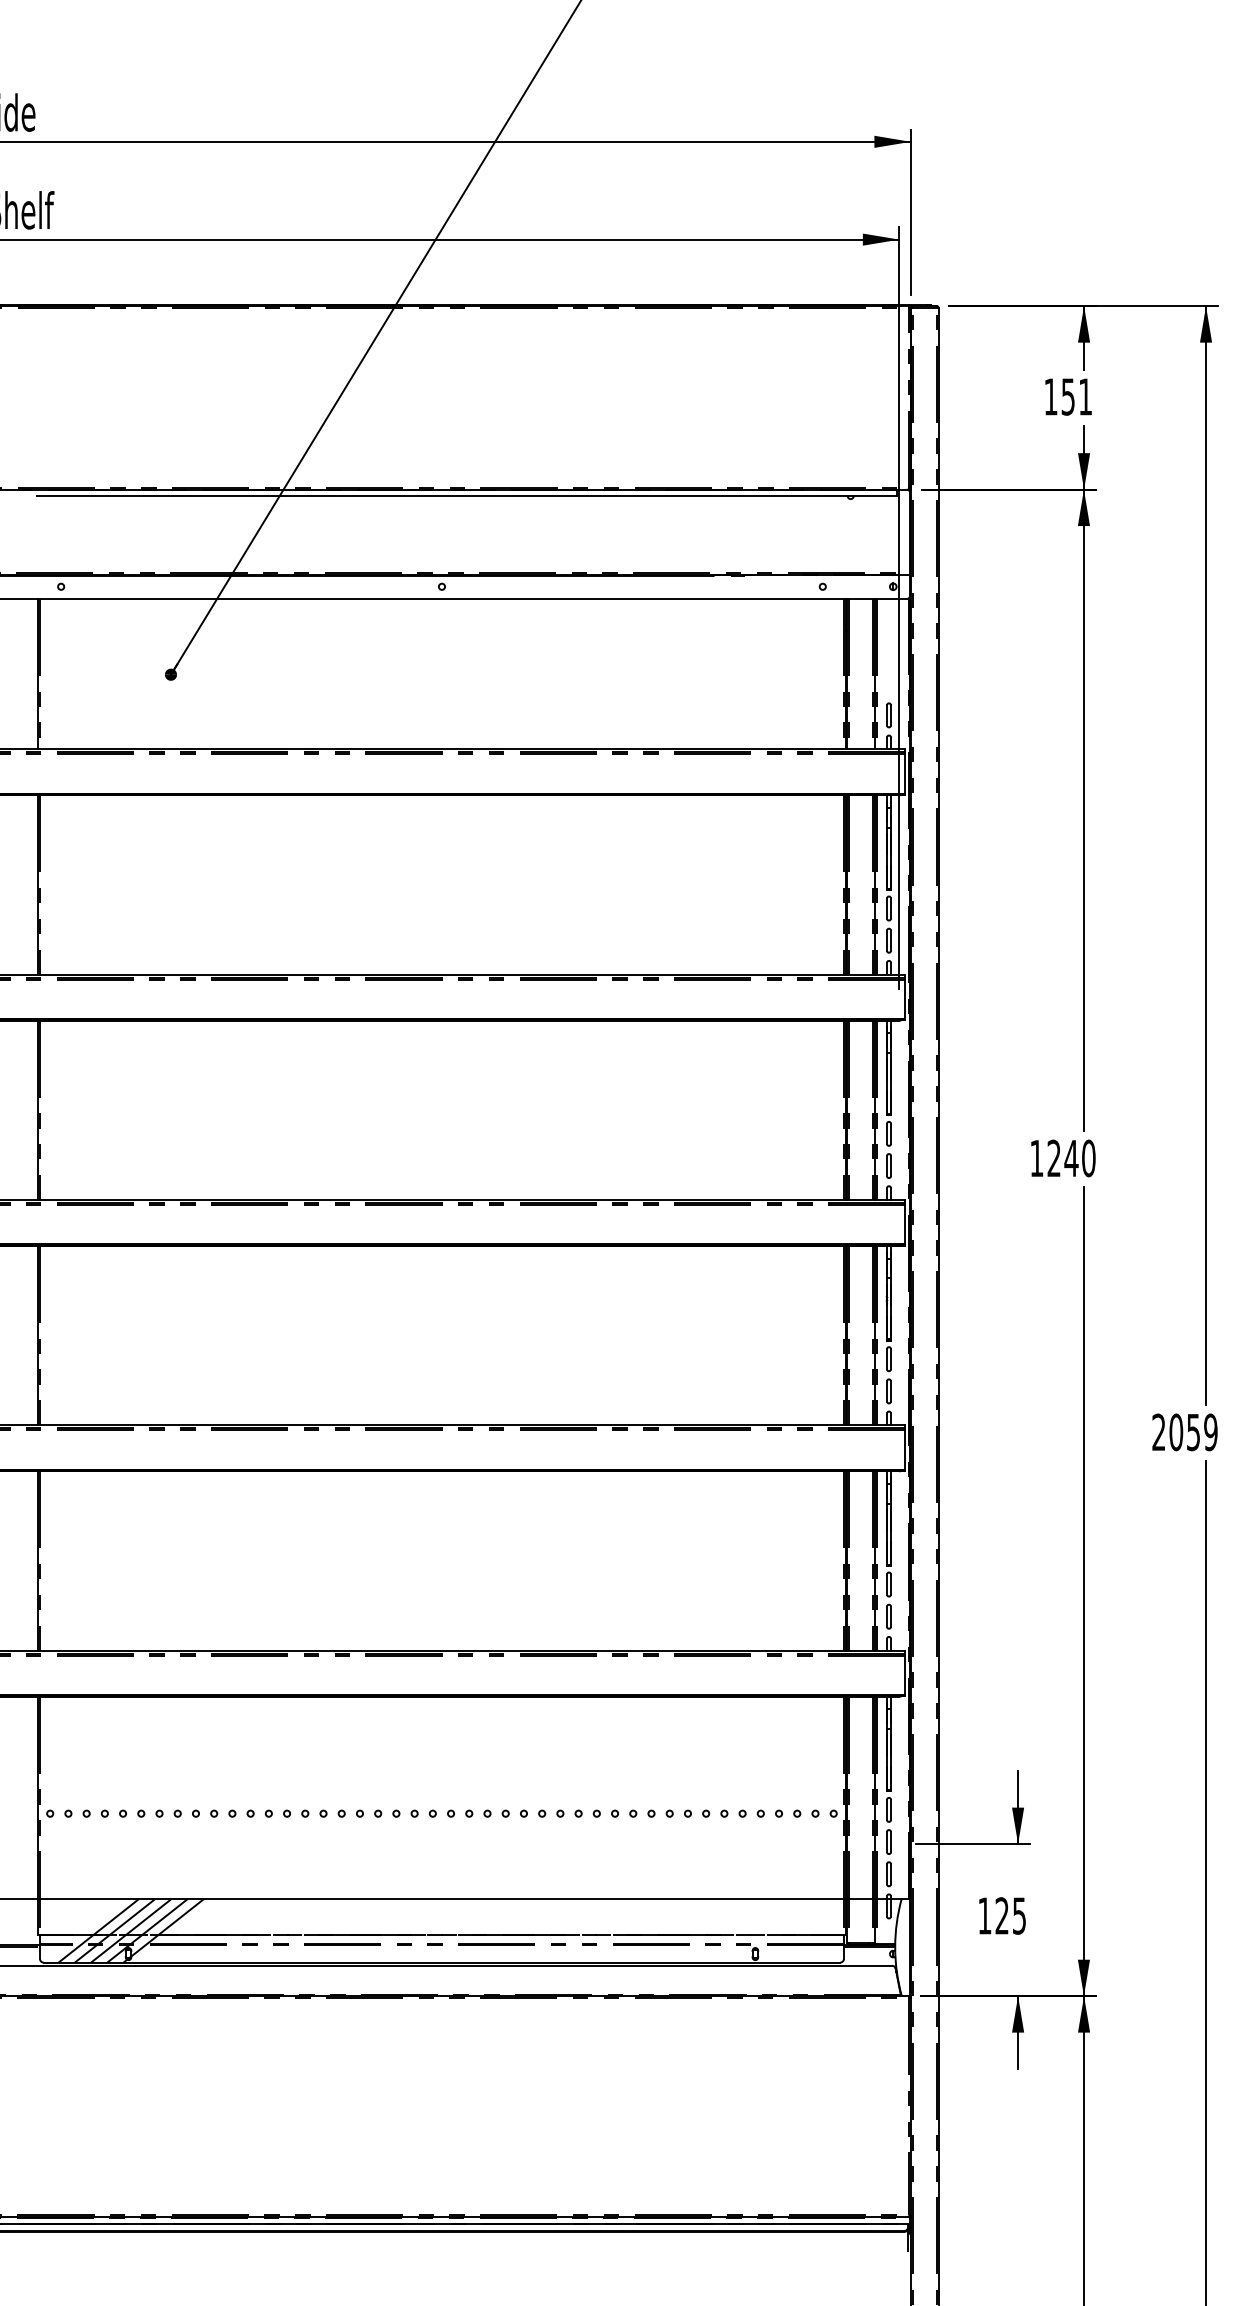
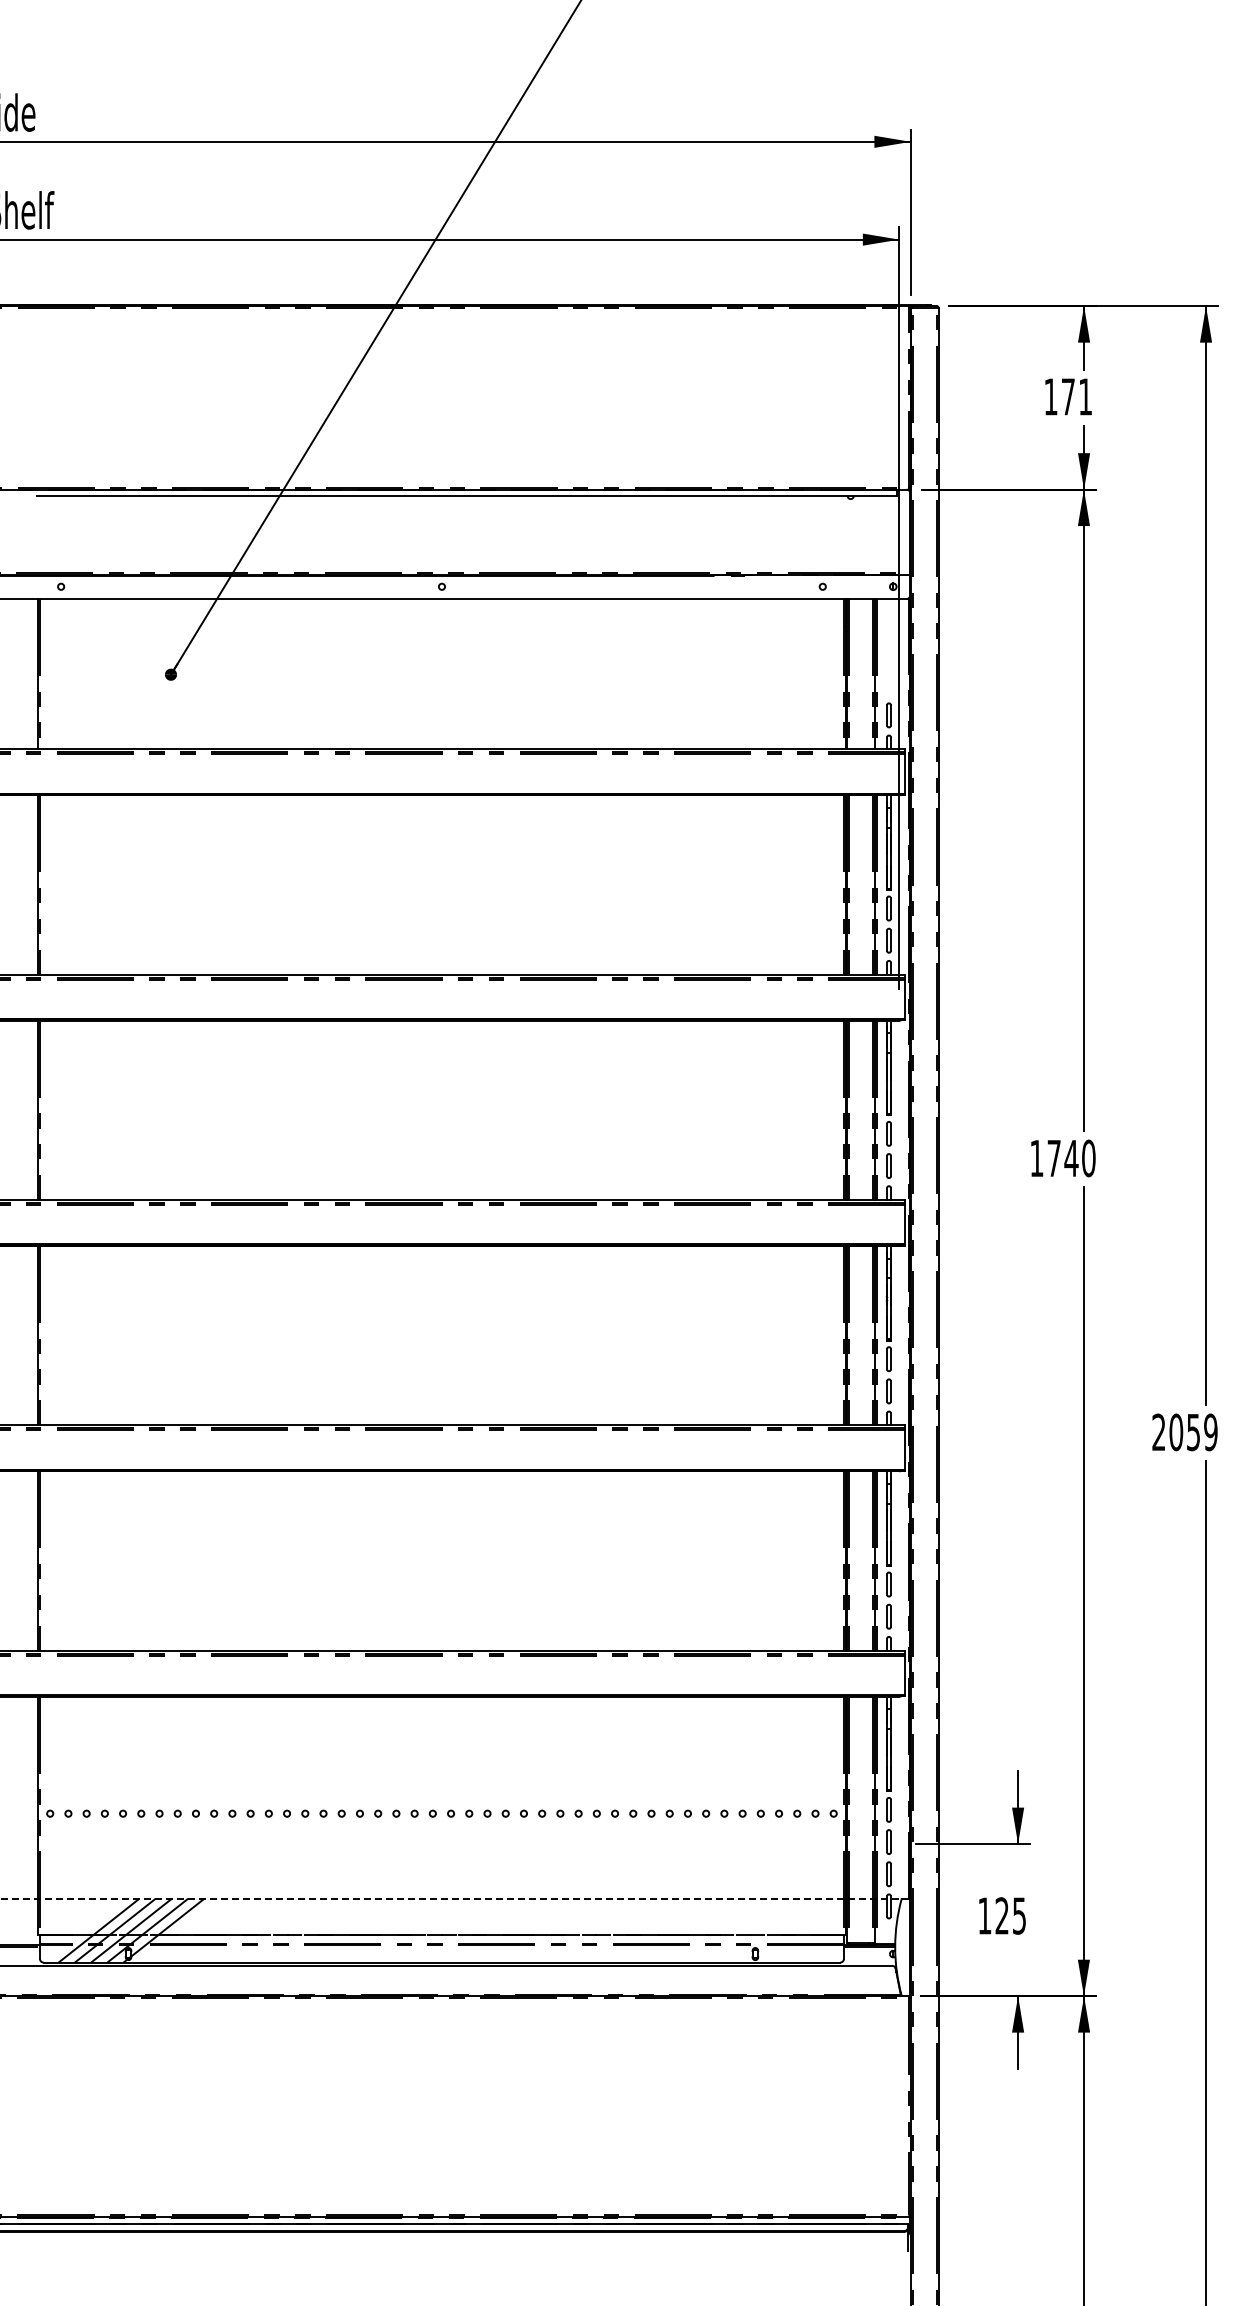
text: 151 -> 171 (1067, 396)
text: 1240 -> 1740 (1053, 1157)
line: solid -> dashed (451, 1898)
